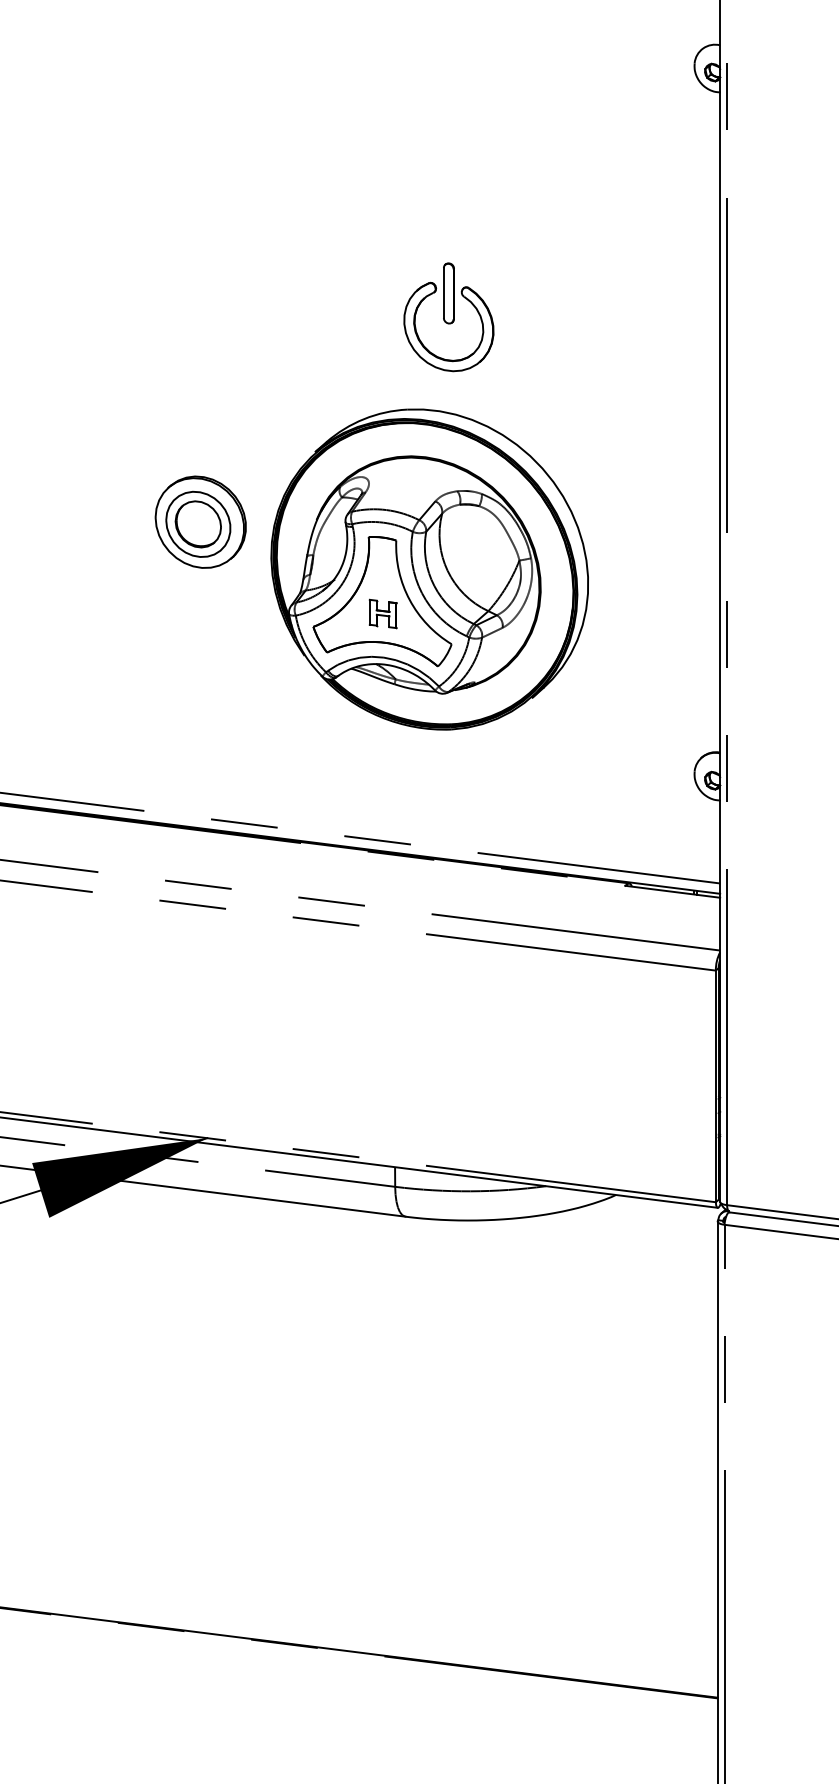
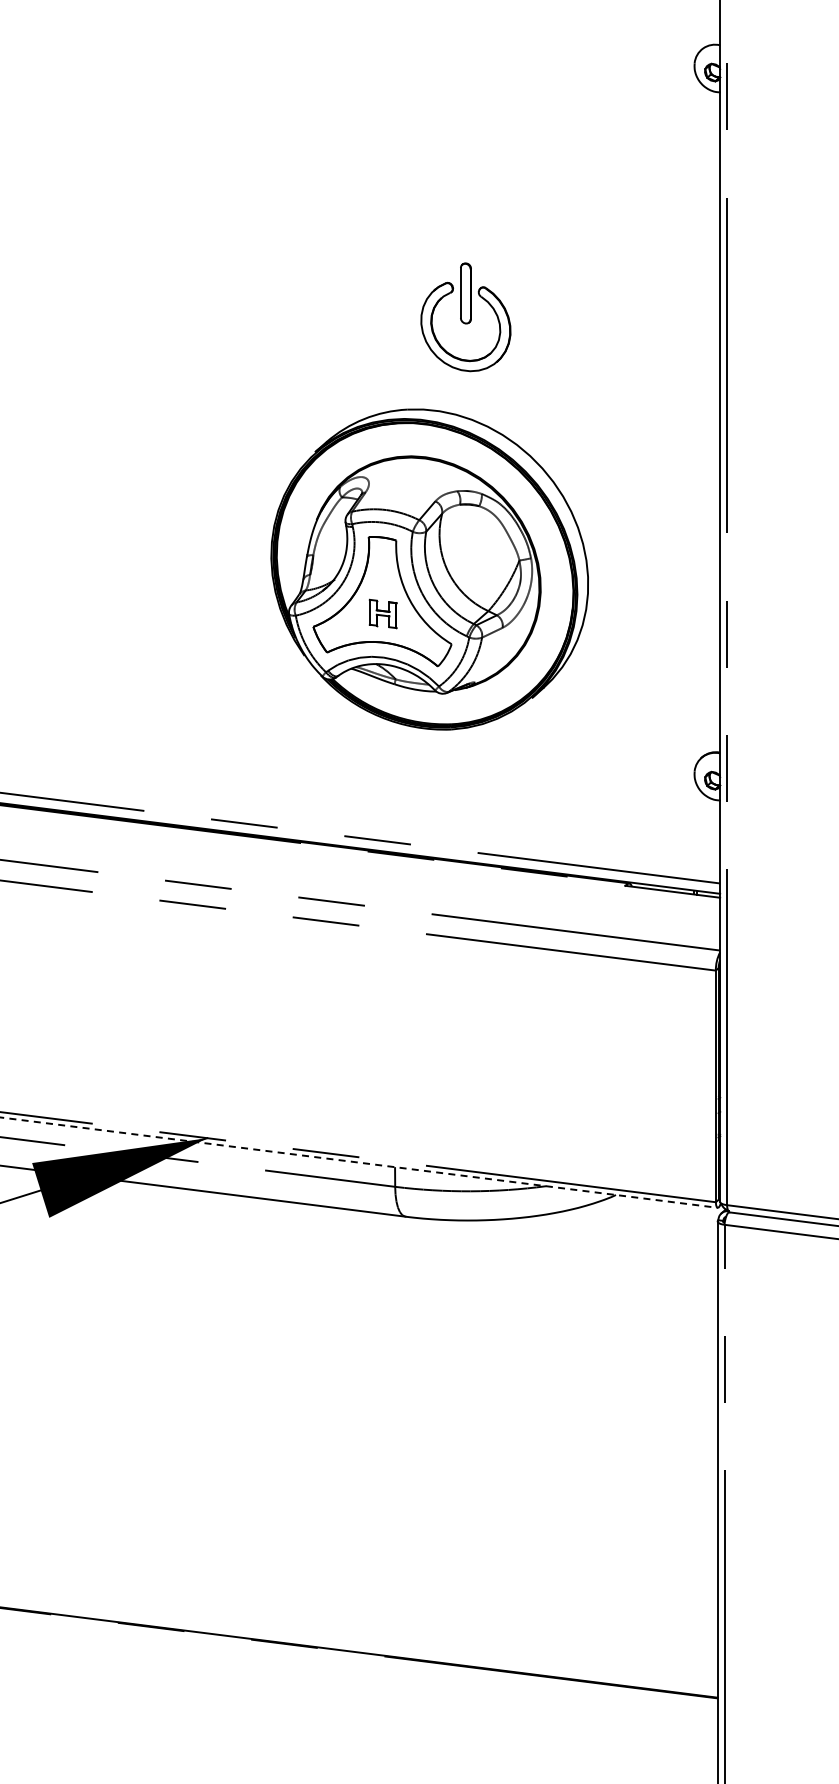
part position: (448, 317) -> (465, 317) (465, 317)
part: present -> none (200, 521)
line: solid -> dashed (359, 1162)
